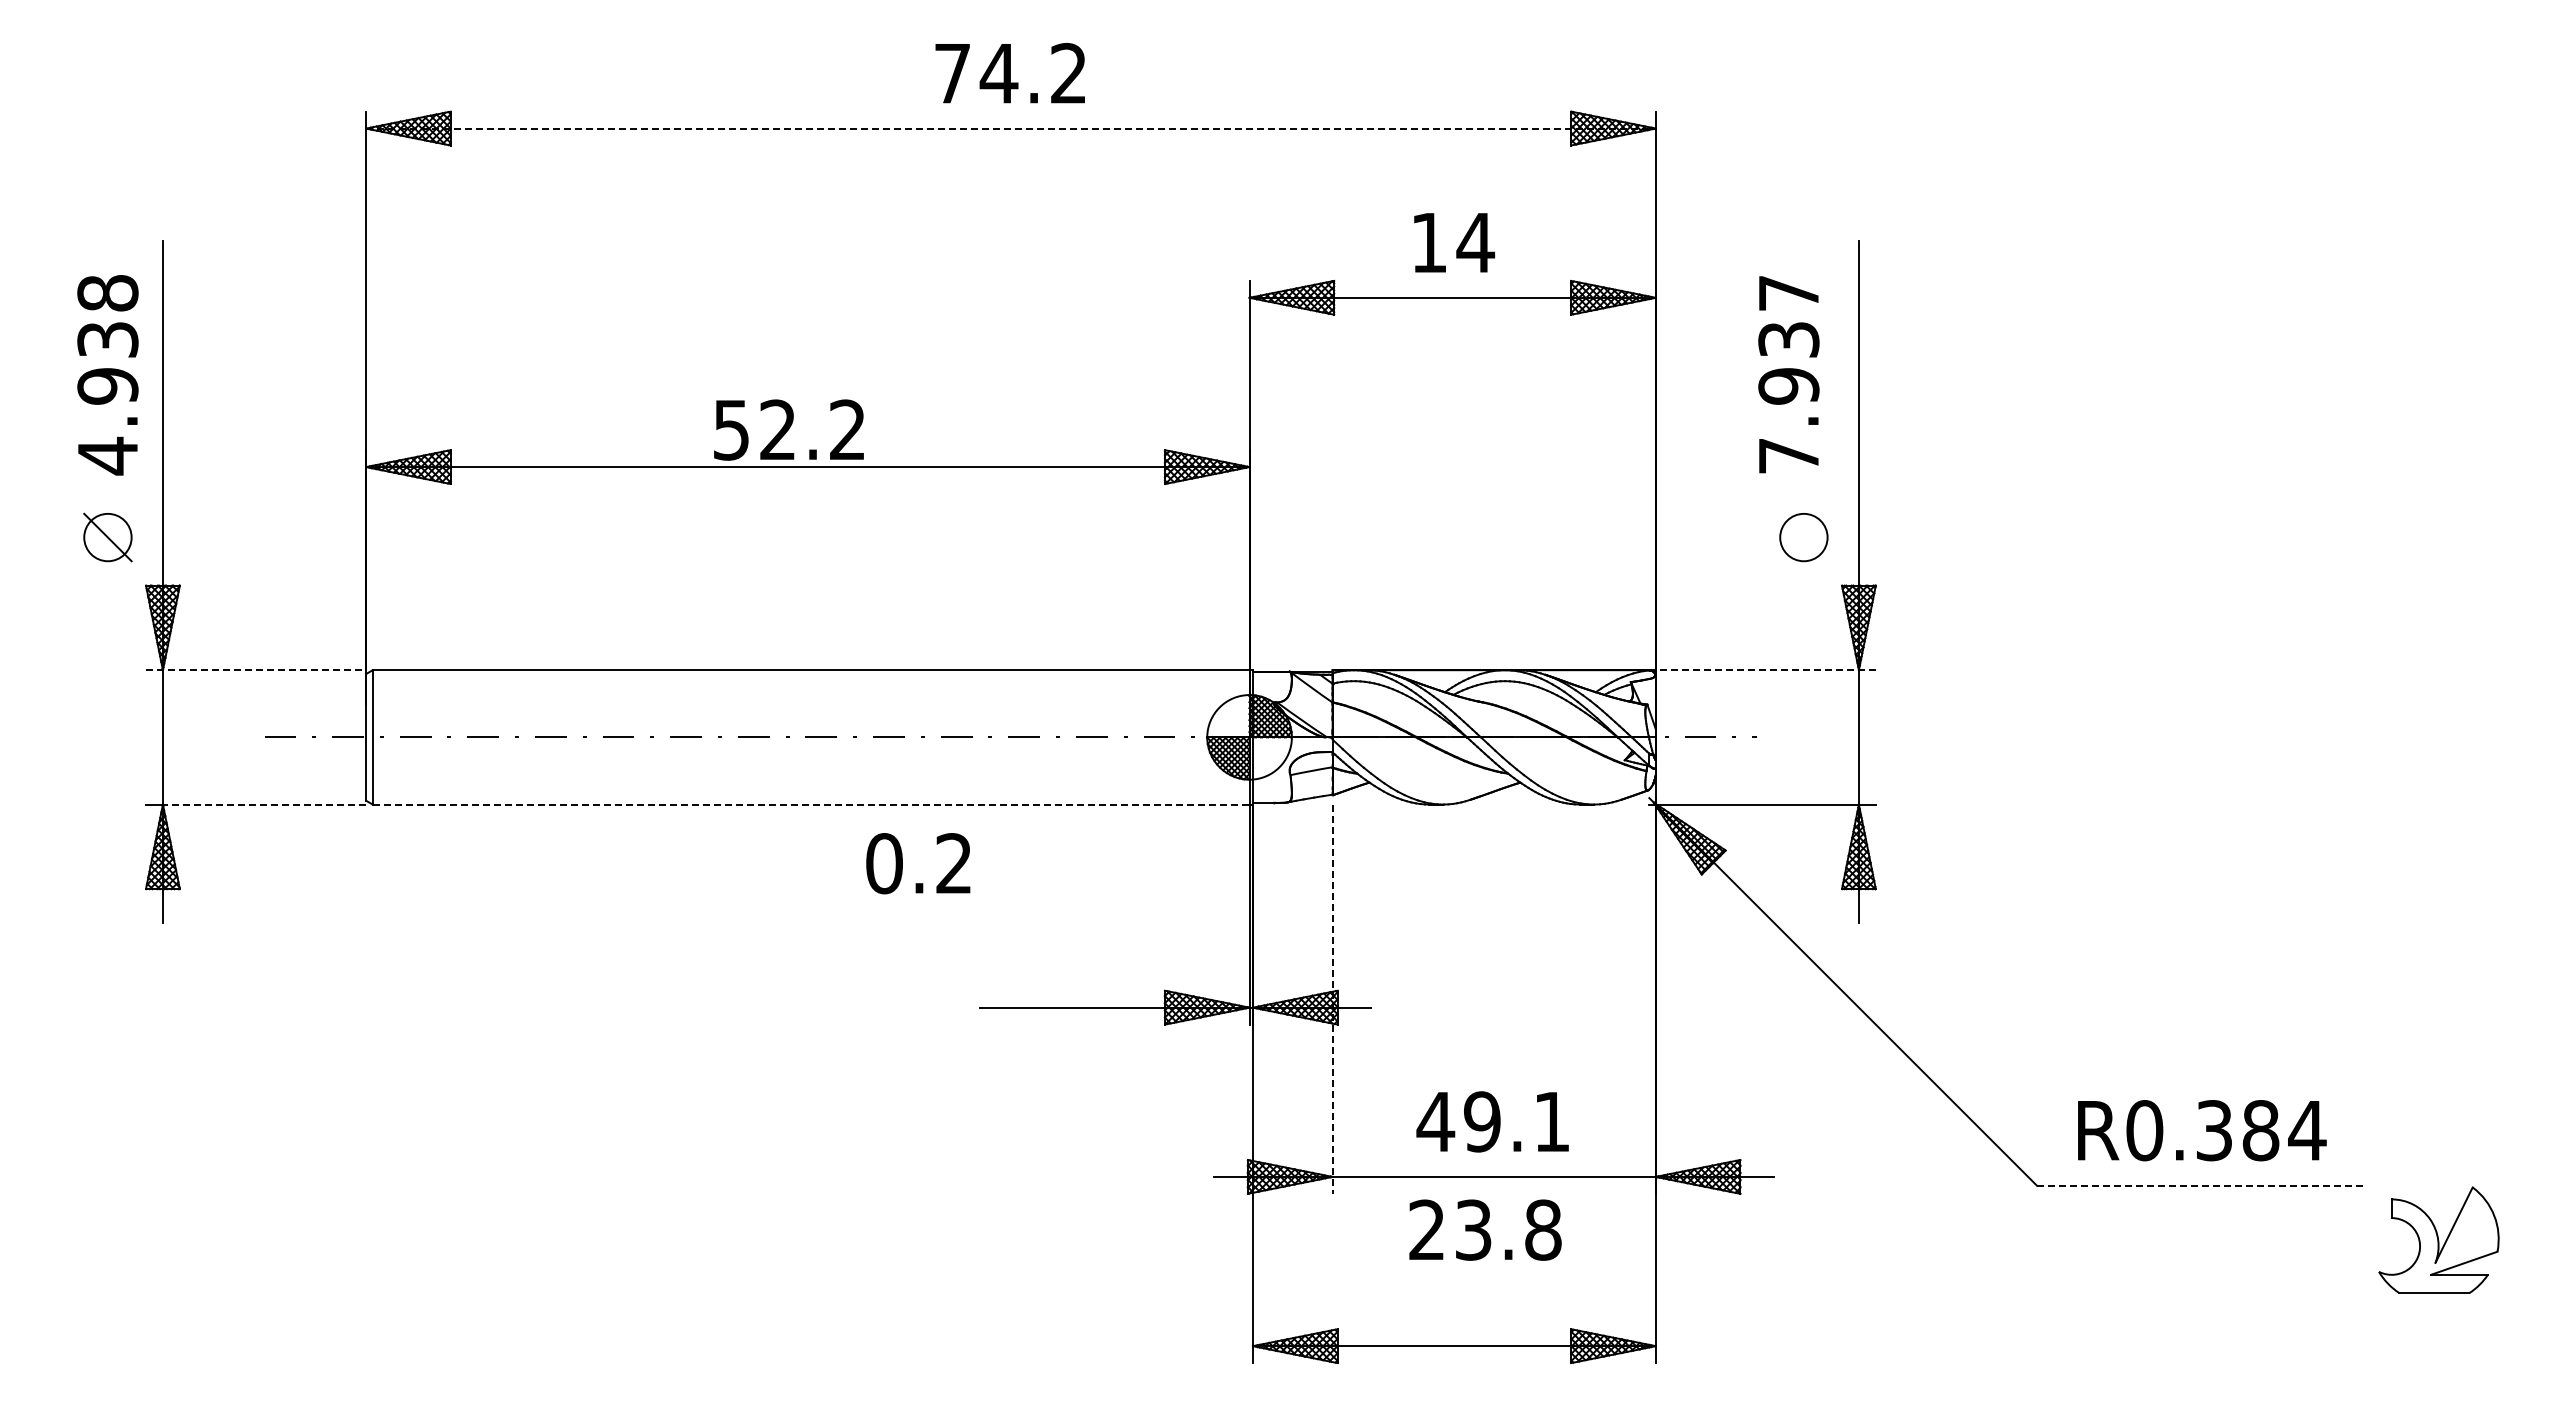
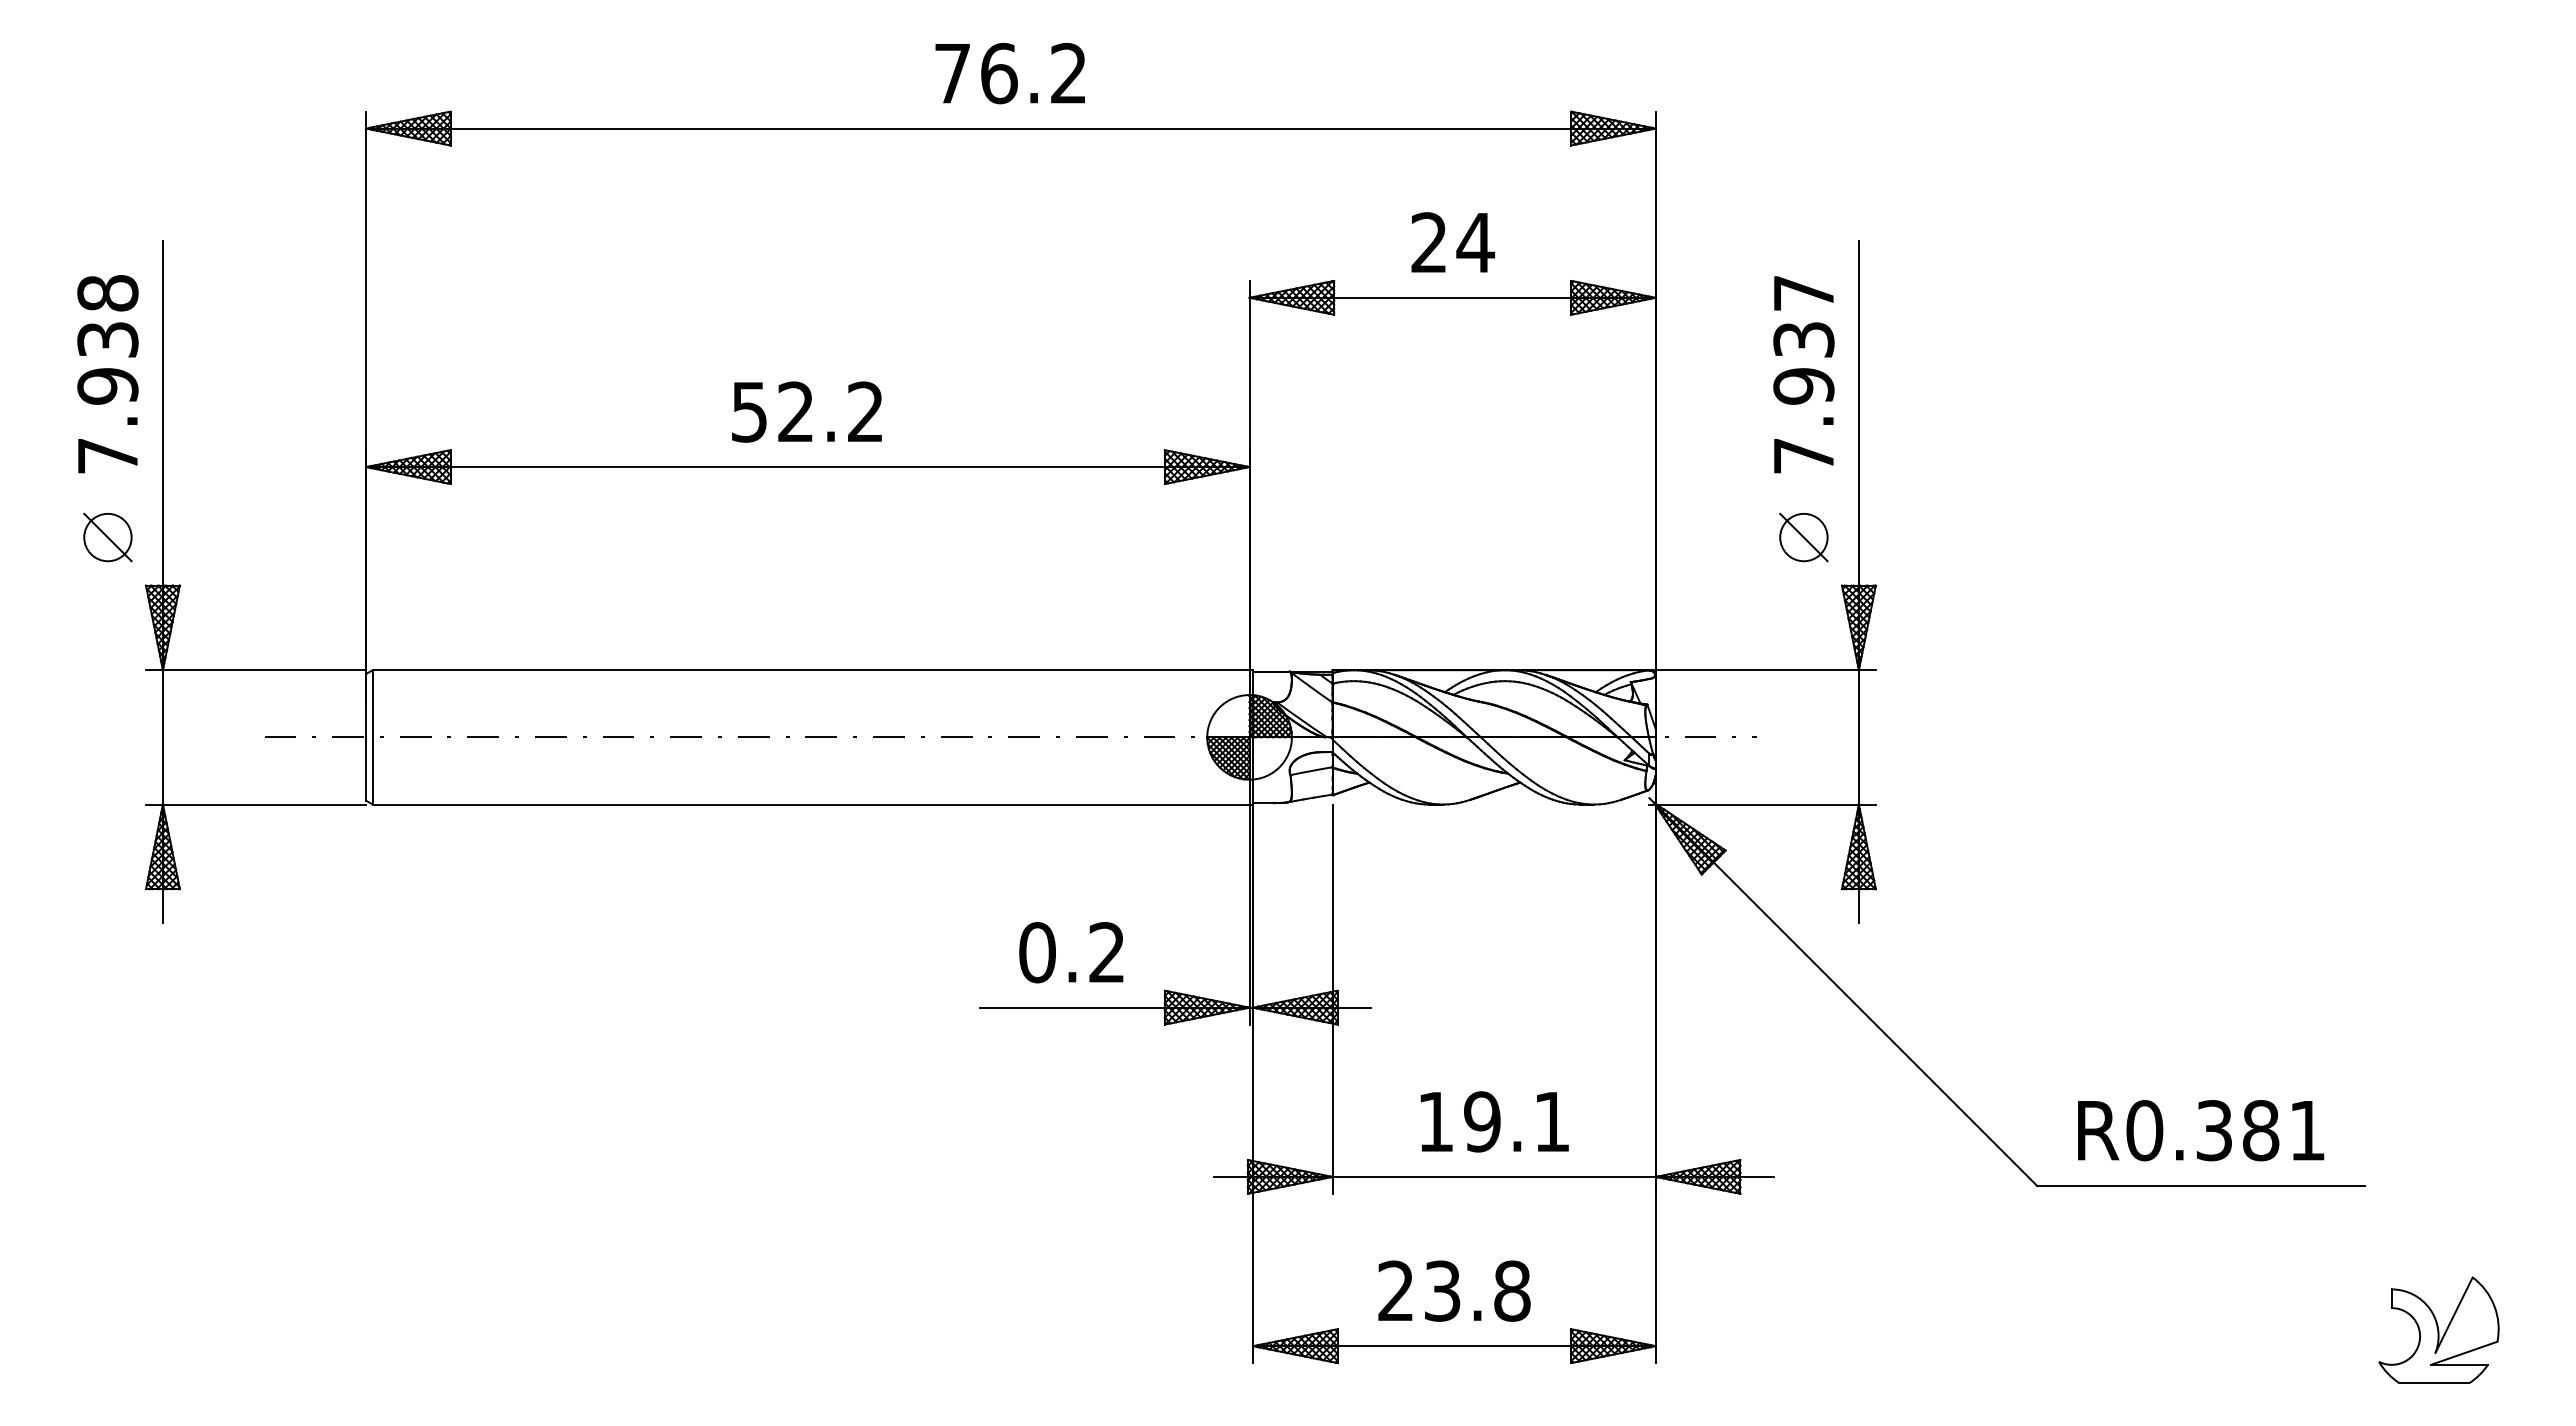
text: 74.2 -> 76.2 (998, 73)
line: dashed -> solid (1010, 128)
text: 14 -> 24 (1428, 242)
text position: (1788, 374) -> (1803, 374) (1803, 374)
text position: (788, 429) -> (806, 411) (806, 411)
text: 4.938 -> 7.938 (107, 455)
line: none -> present (1803, 537)
line: dashed -> solid (256, 670)
line: dashed -> solid (1762, 670)
line: dashed -> solid (264, 804)
line: dashed -> solid (811, 804)
text position: (918, 863) -> (1071, 952) (1071, 952)
line: dashed -> solid (1332, 999)
text: 49.1 -> 19.1 (1435, 1121)
text: R0.384 -> R0.381 (2307, 1130)
line: dashed -> solid (2200, 1185)
text position: (1485, 1229) -> (1454, 1290) (1454, 1290)
part position: (2438, 1239) -> (2438, 1329) (2438, 1329)
